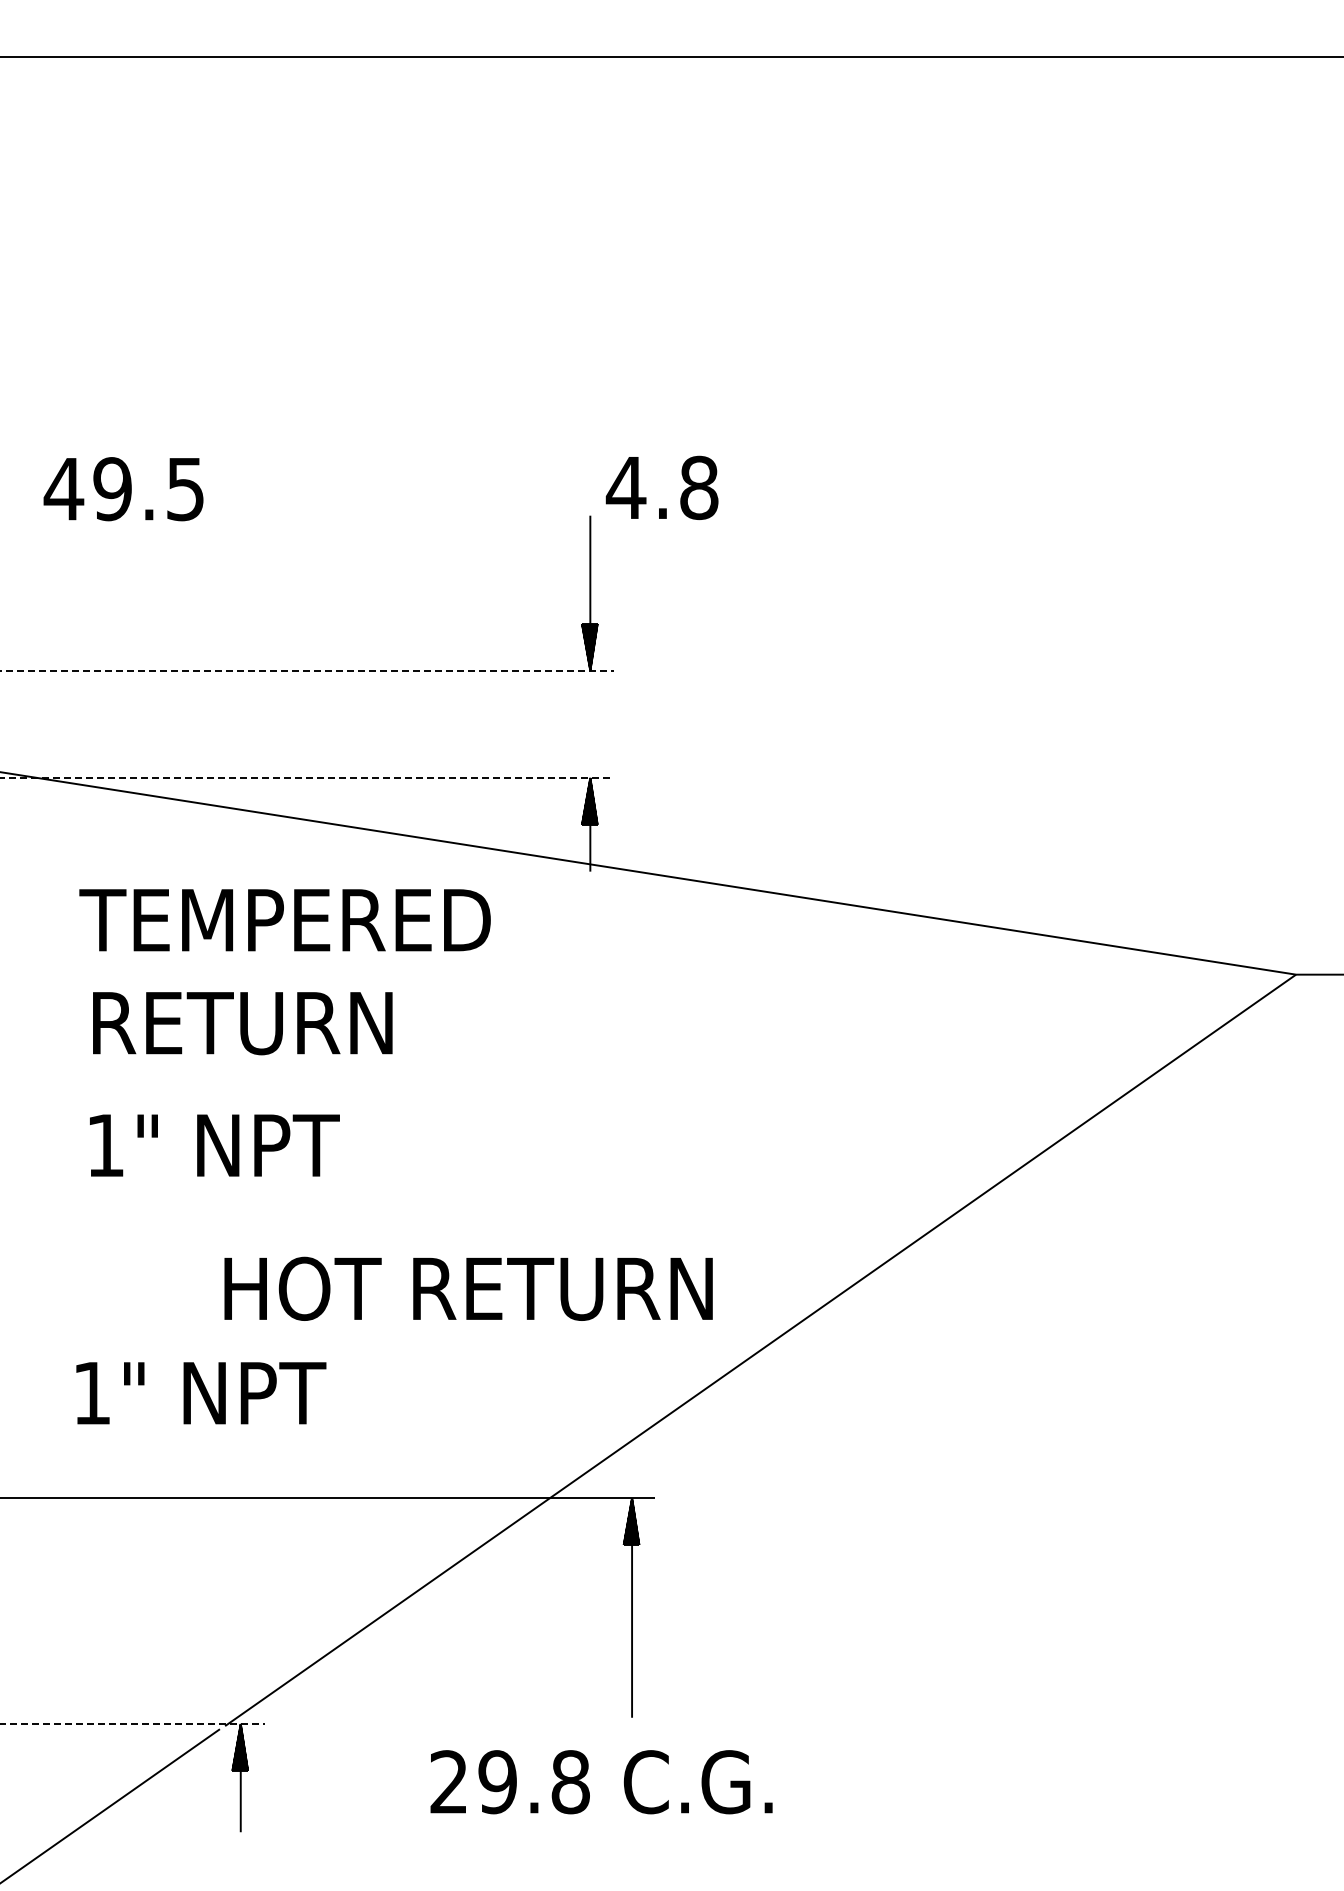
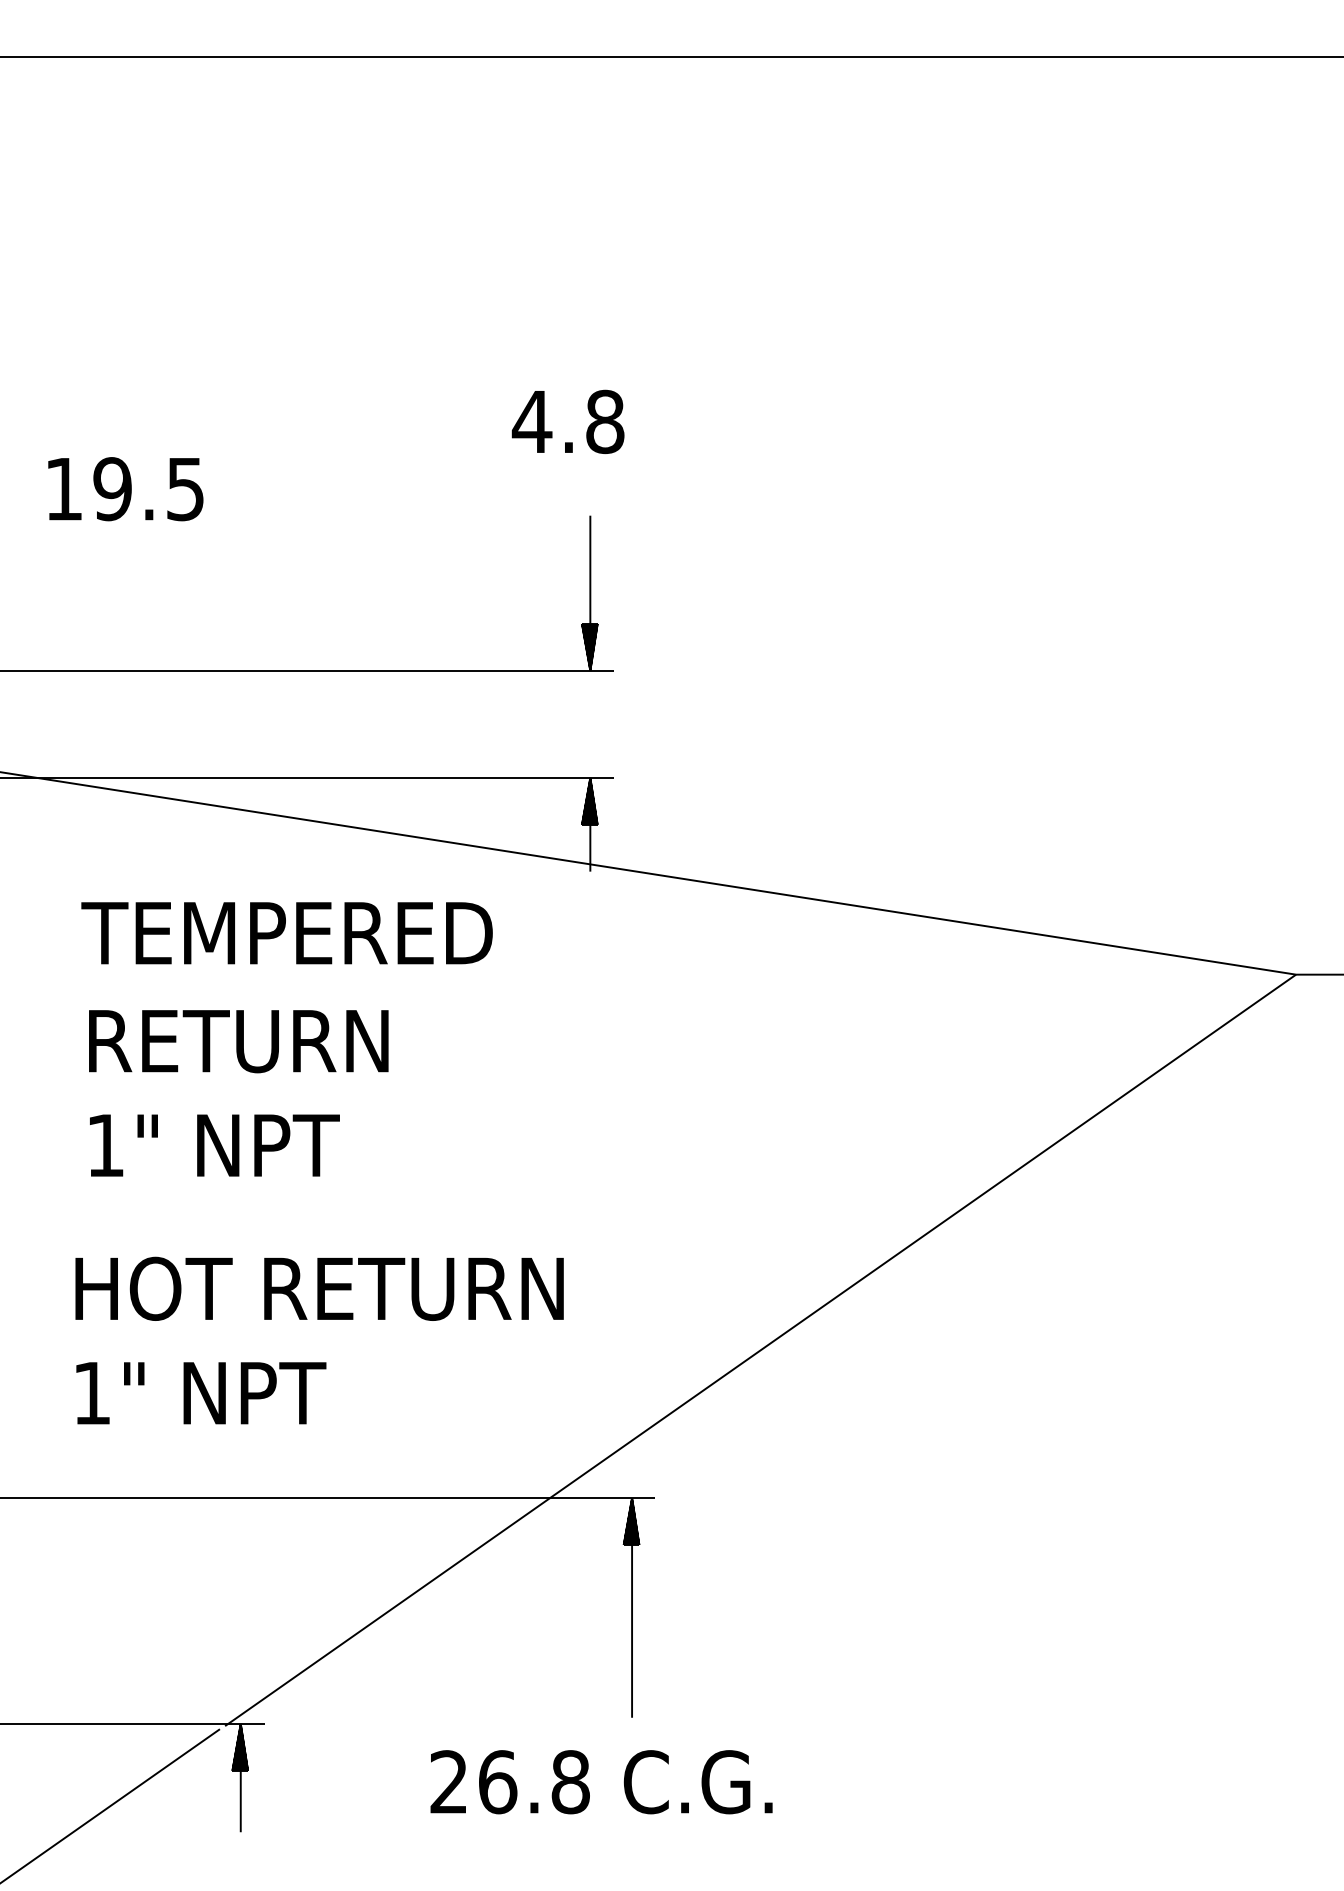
text position: (661, 487) -> (567, 421) (567, 421)
text: 49.5 -> 19.5 (63, 489)
line: dashed -> solid (307, 670)
line: dashed -> solid (307, 777)
text position: (284, 920) -> (286, 933) (286, 933)
text position: (242, 1023) -> (238, 1041) (238, 1041)
text position: (468, 1288) -> (319, 1288) (319, 1288)
line: dashed -> solid (132, 1724)
text: 29.8 -> 26.8 (497, 1782)
